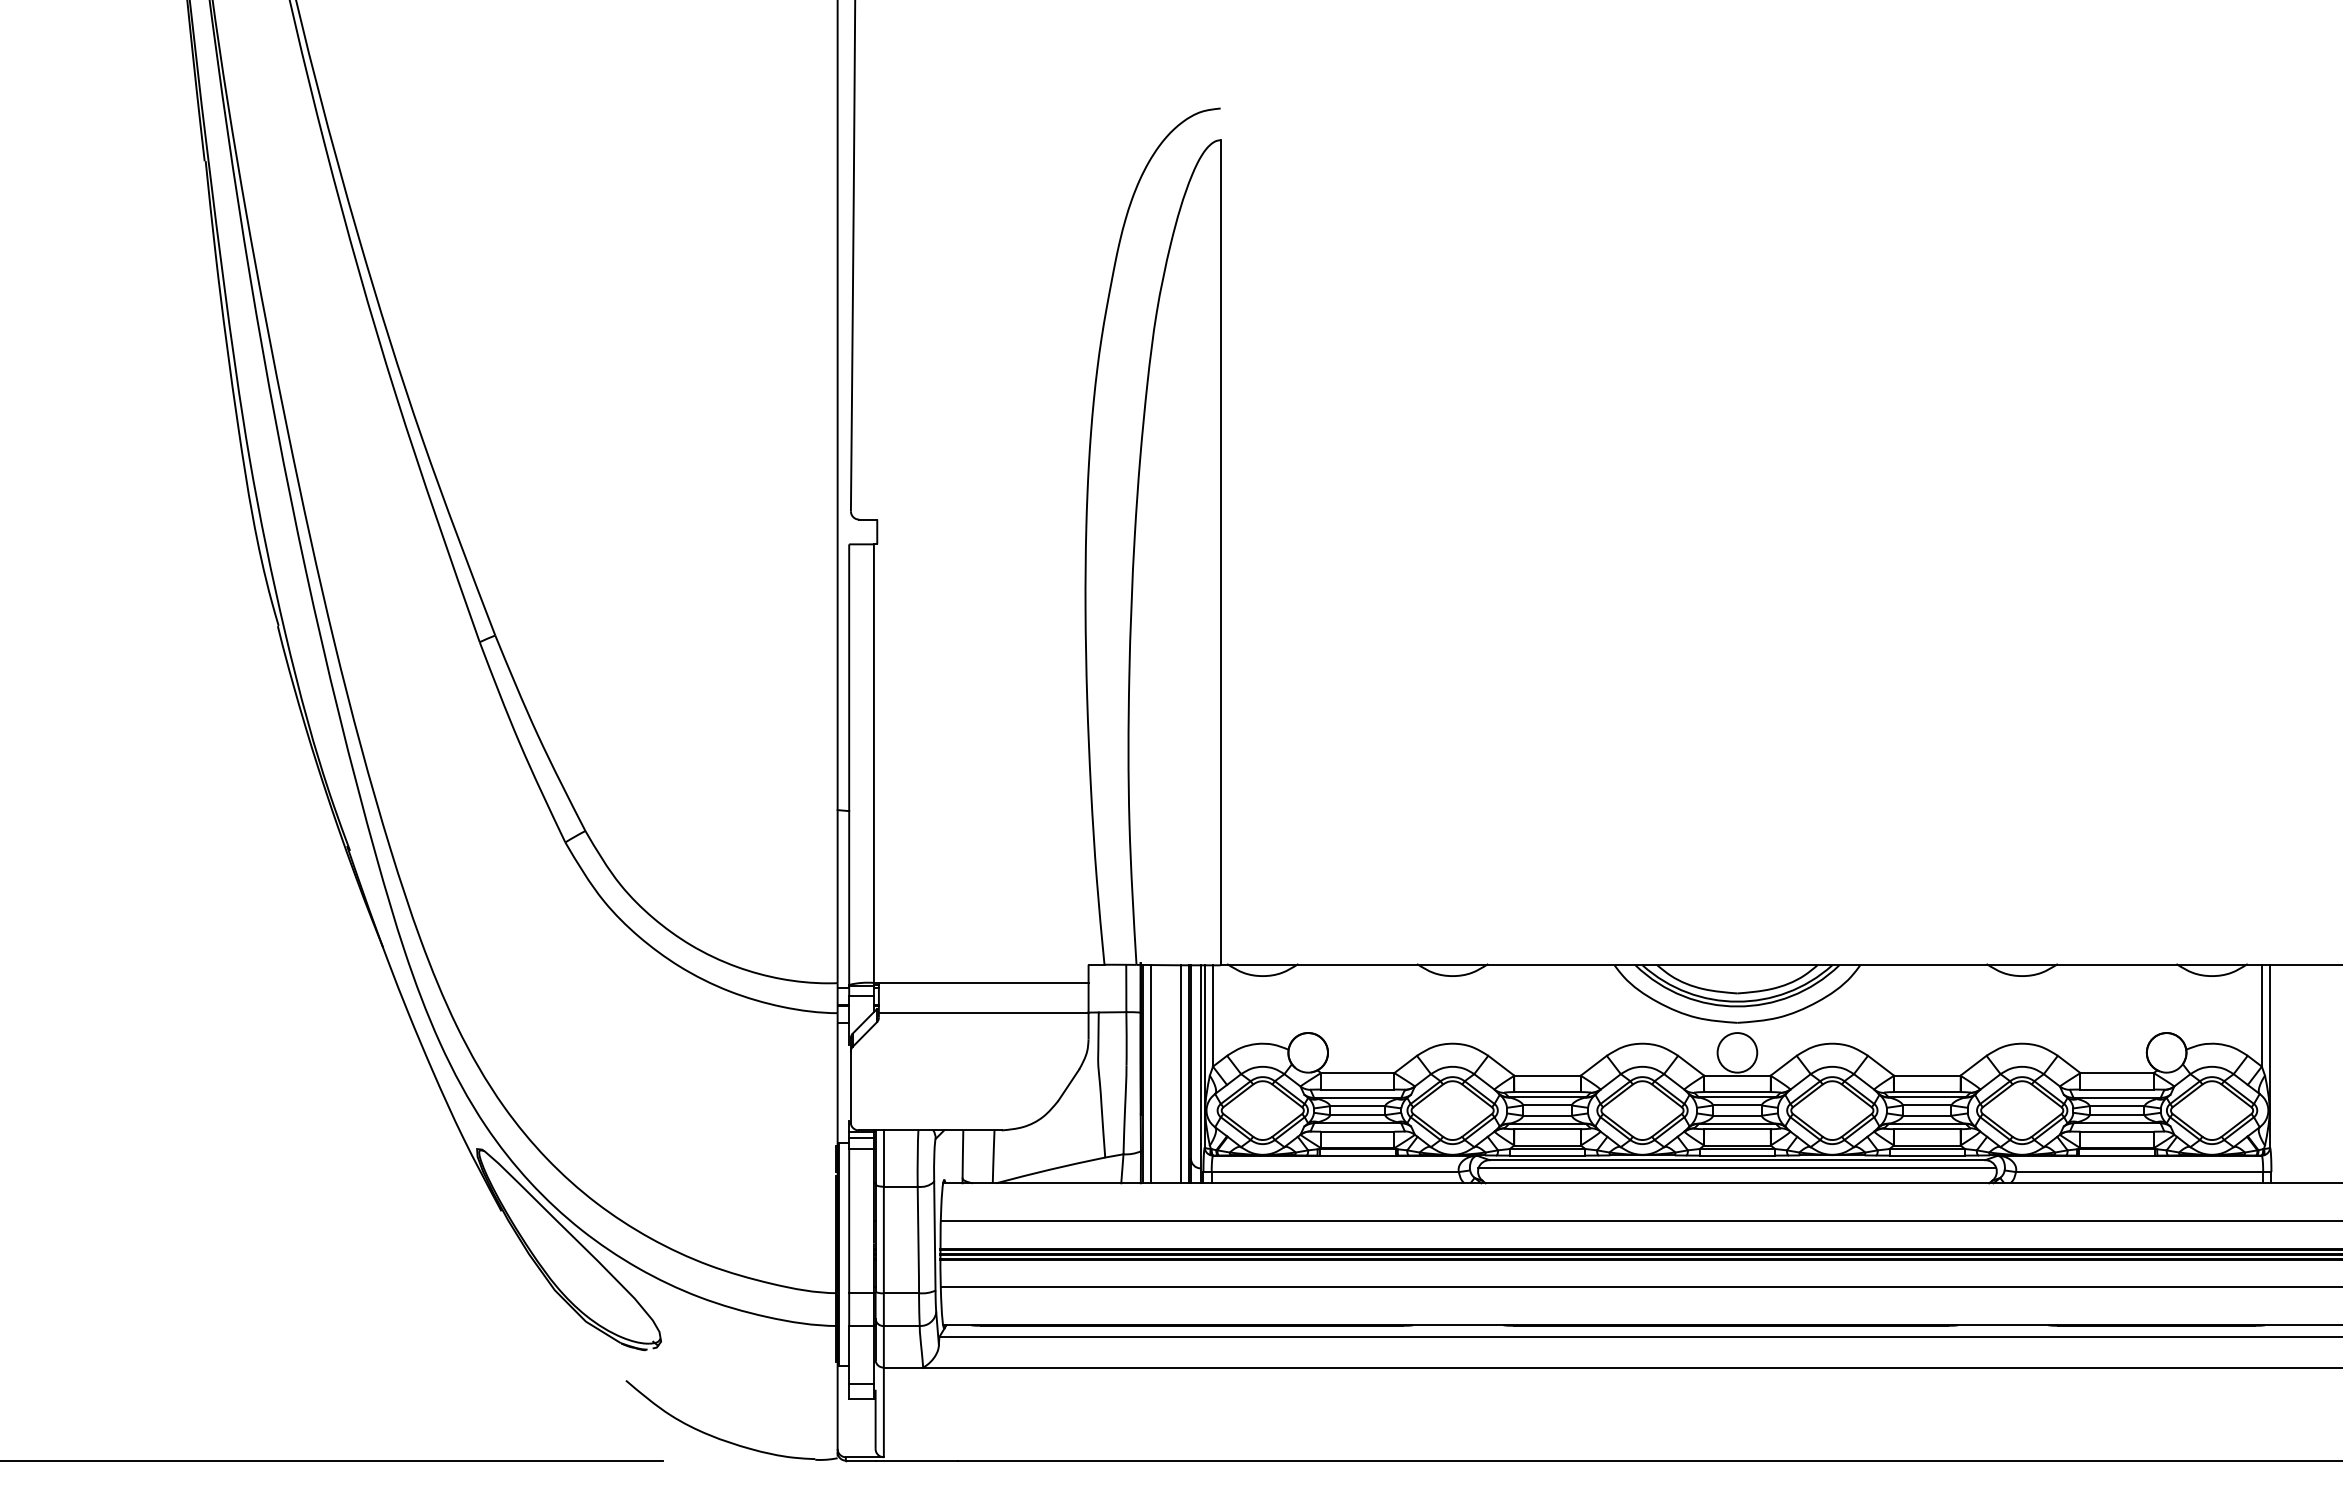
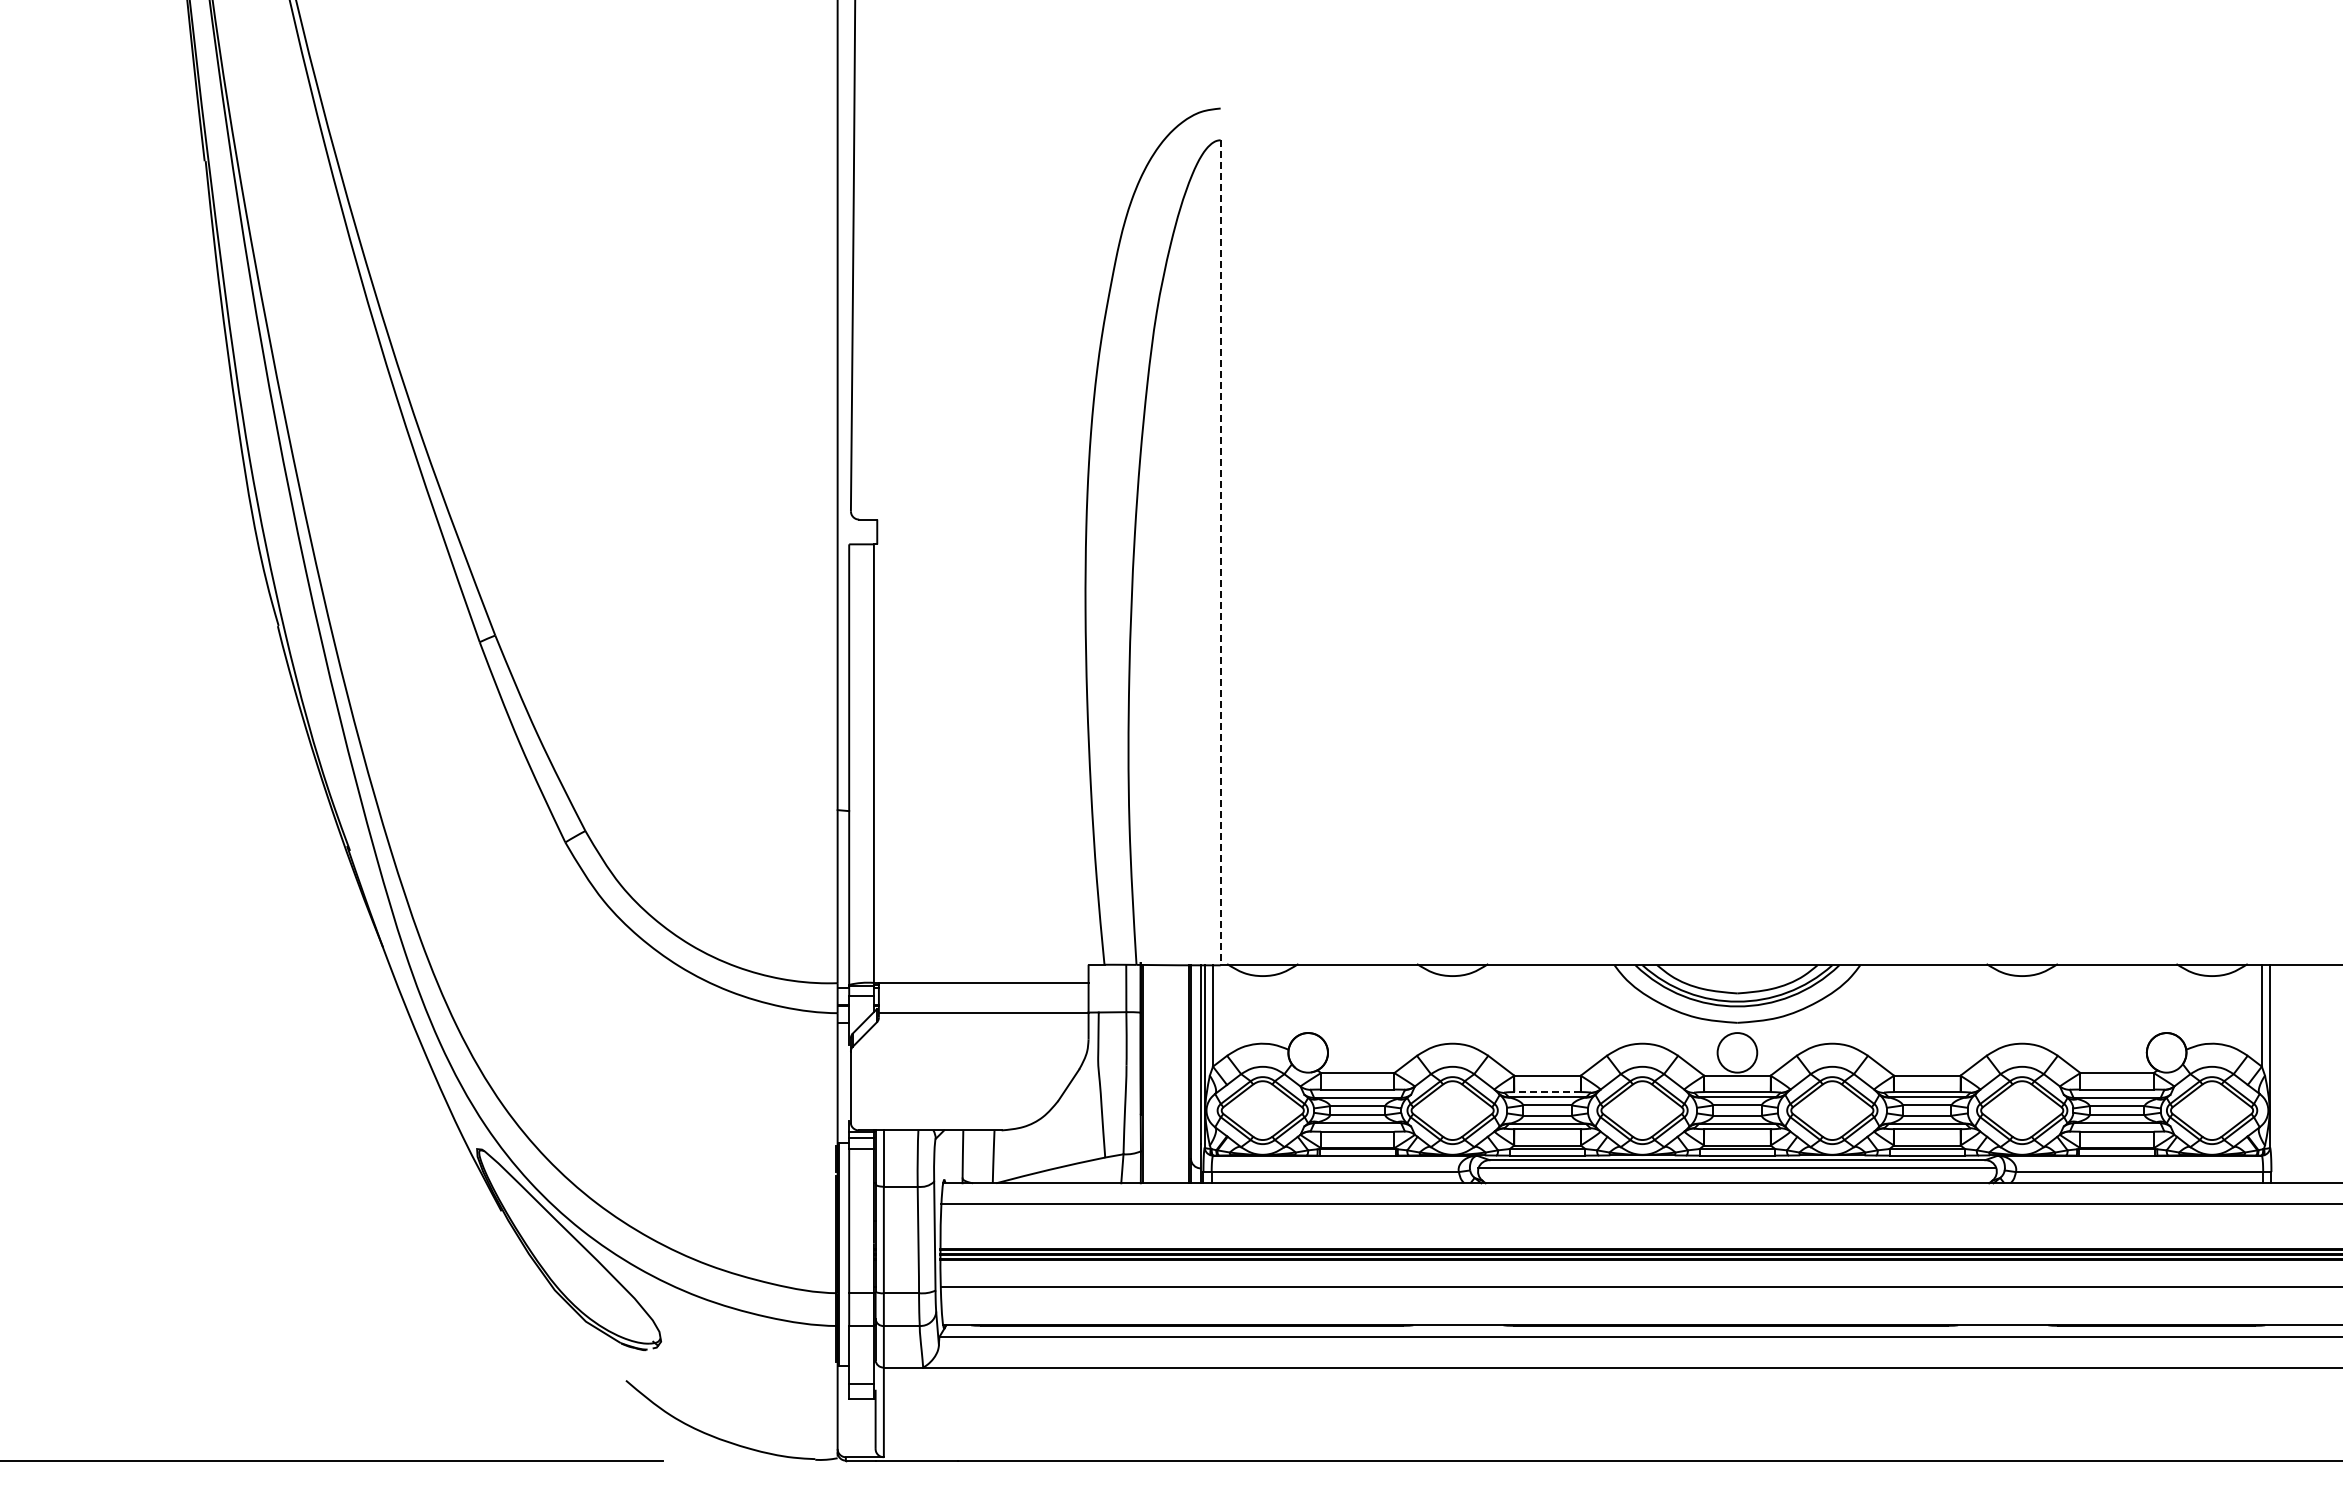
line: solid -> dashed (1220, 552)
line: present -> none (1151, 1074)
line: present -> none (1181, 1074)
line: solid -> dashed (1547, 1092)
line position: (1639, 1221) -> (1639, 1204) (1639, 1204)
